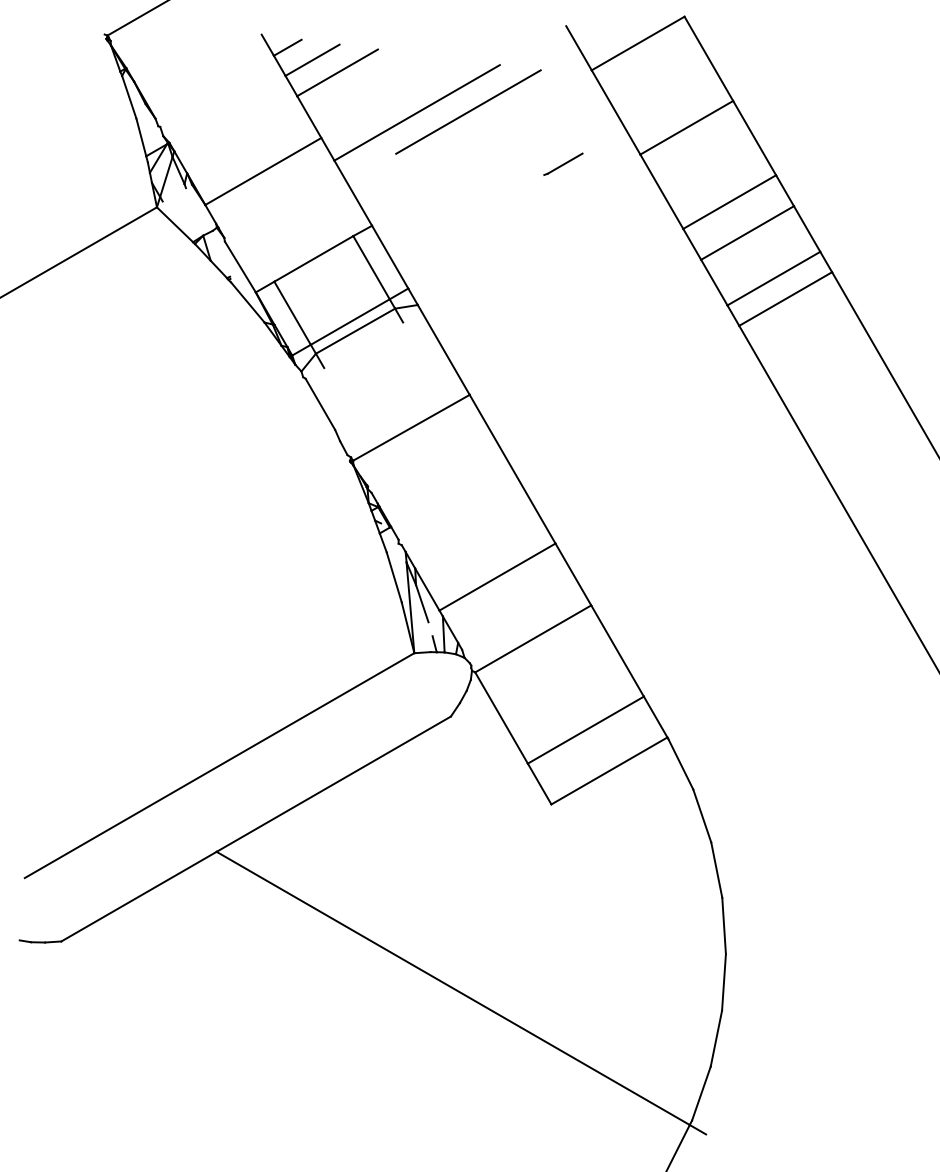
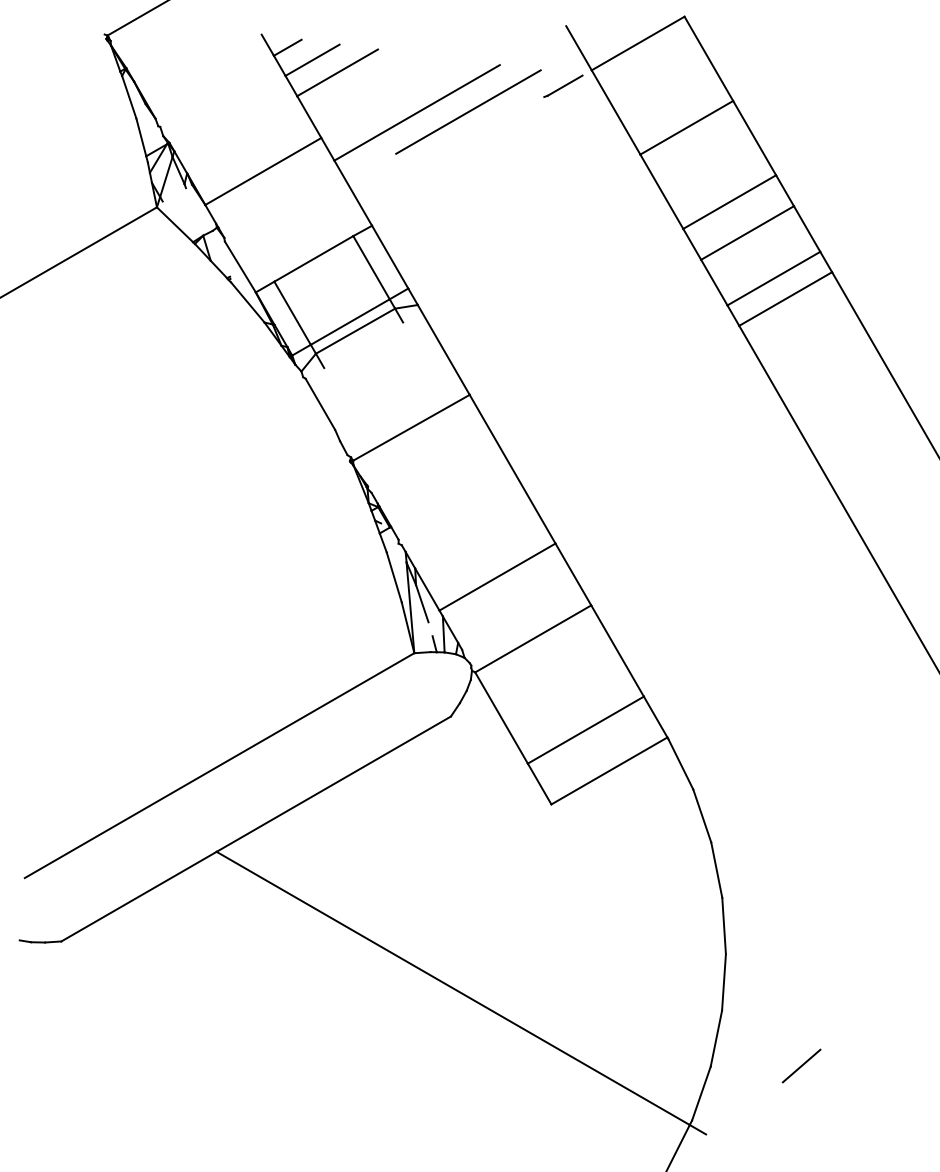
line position: (563, 163) -> (563, 85) (563, 85)
line: none -> present (801, 1065)
